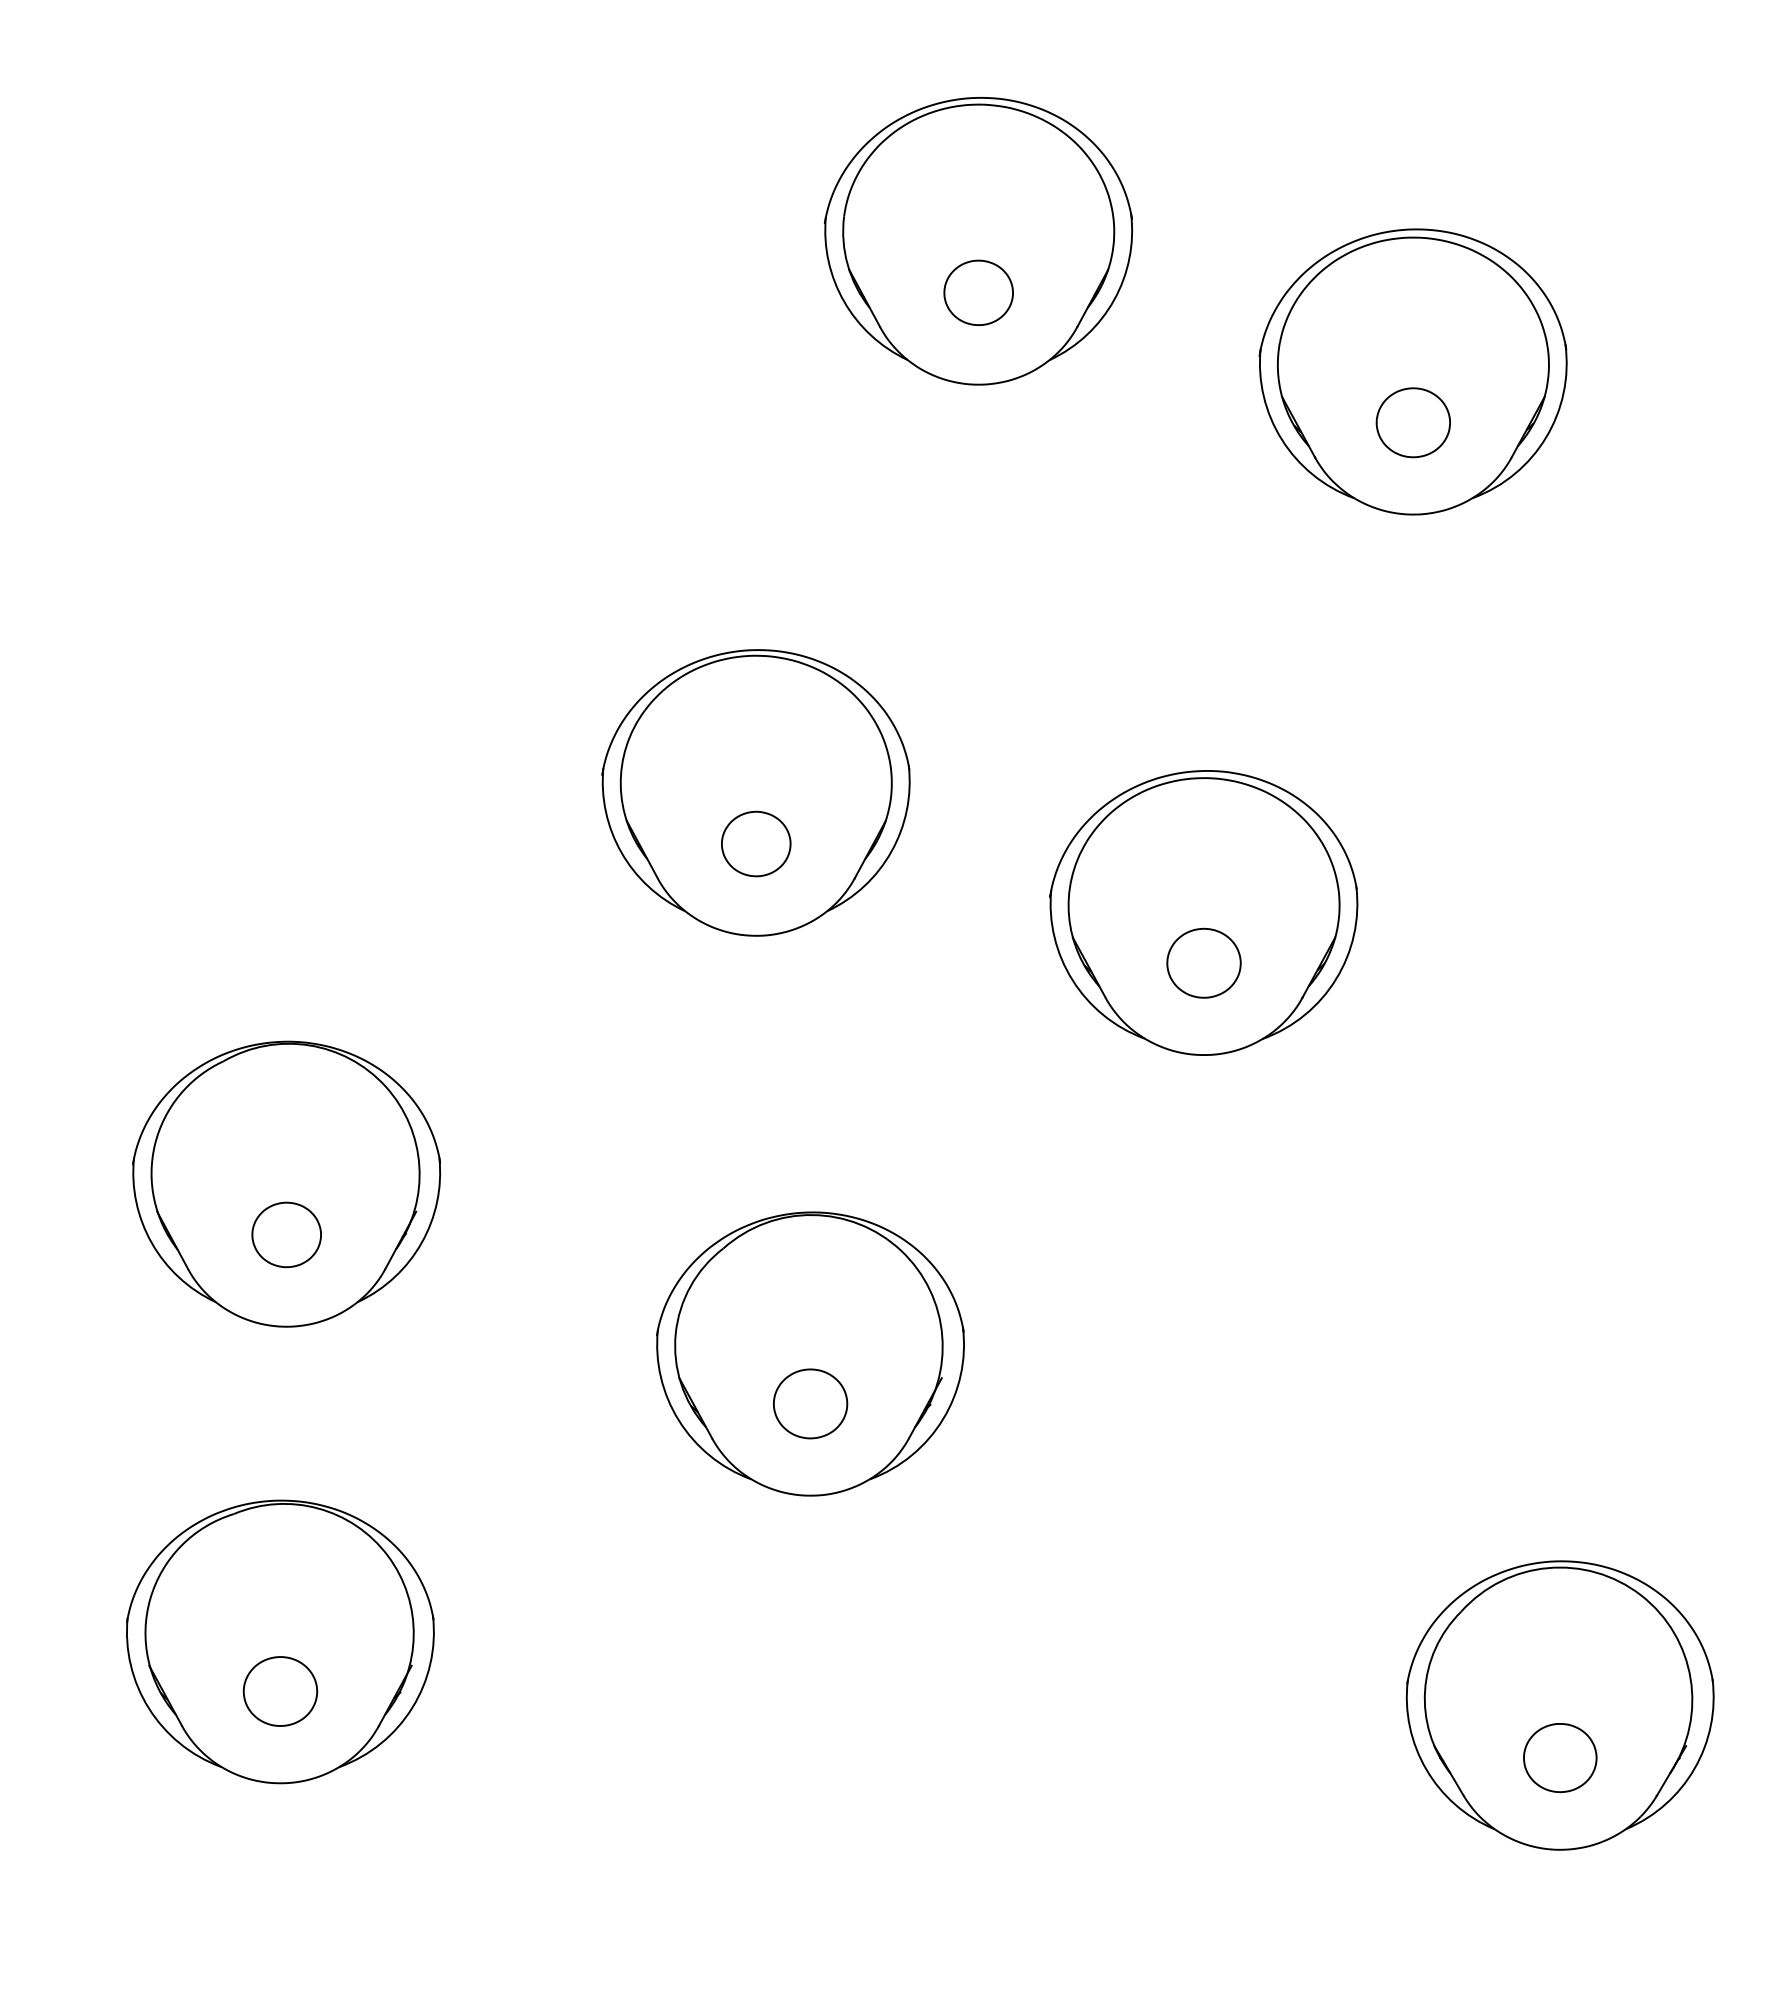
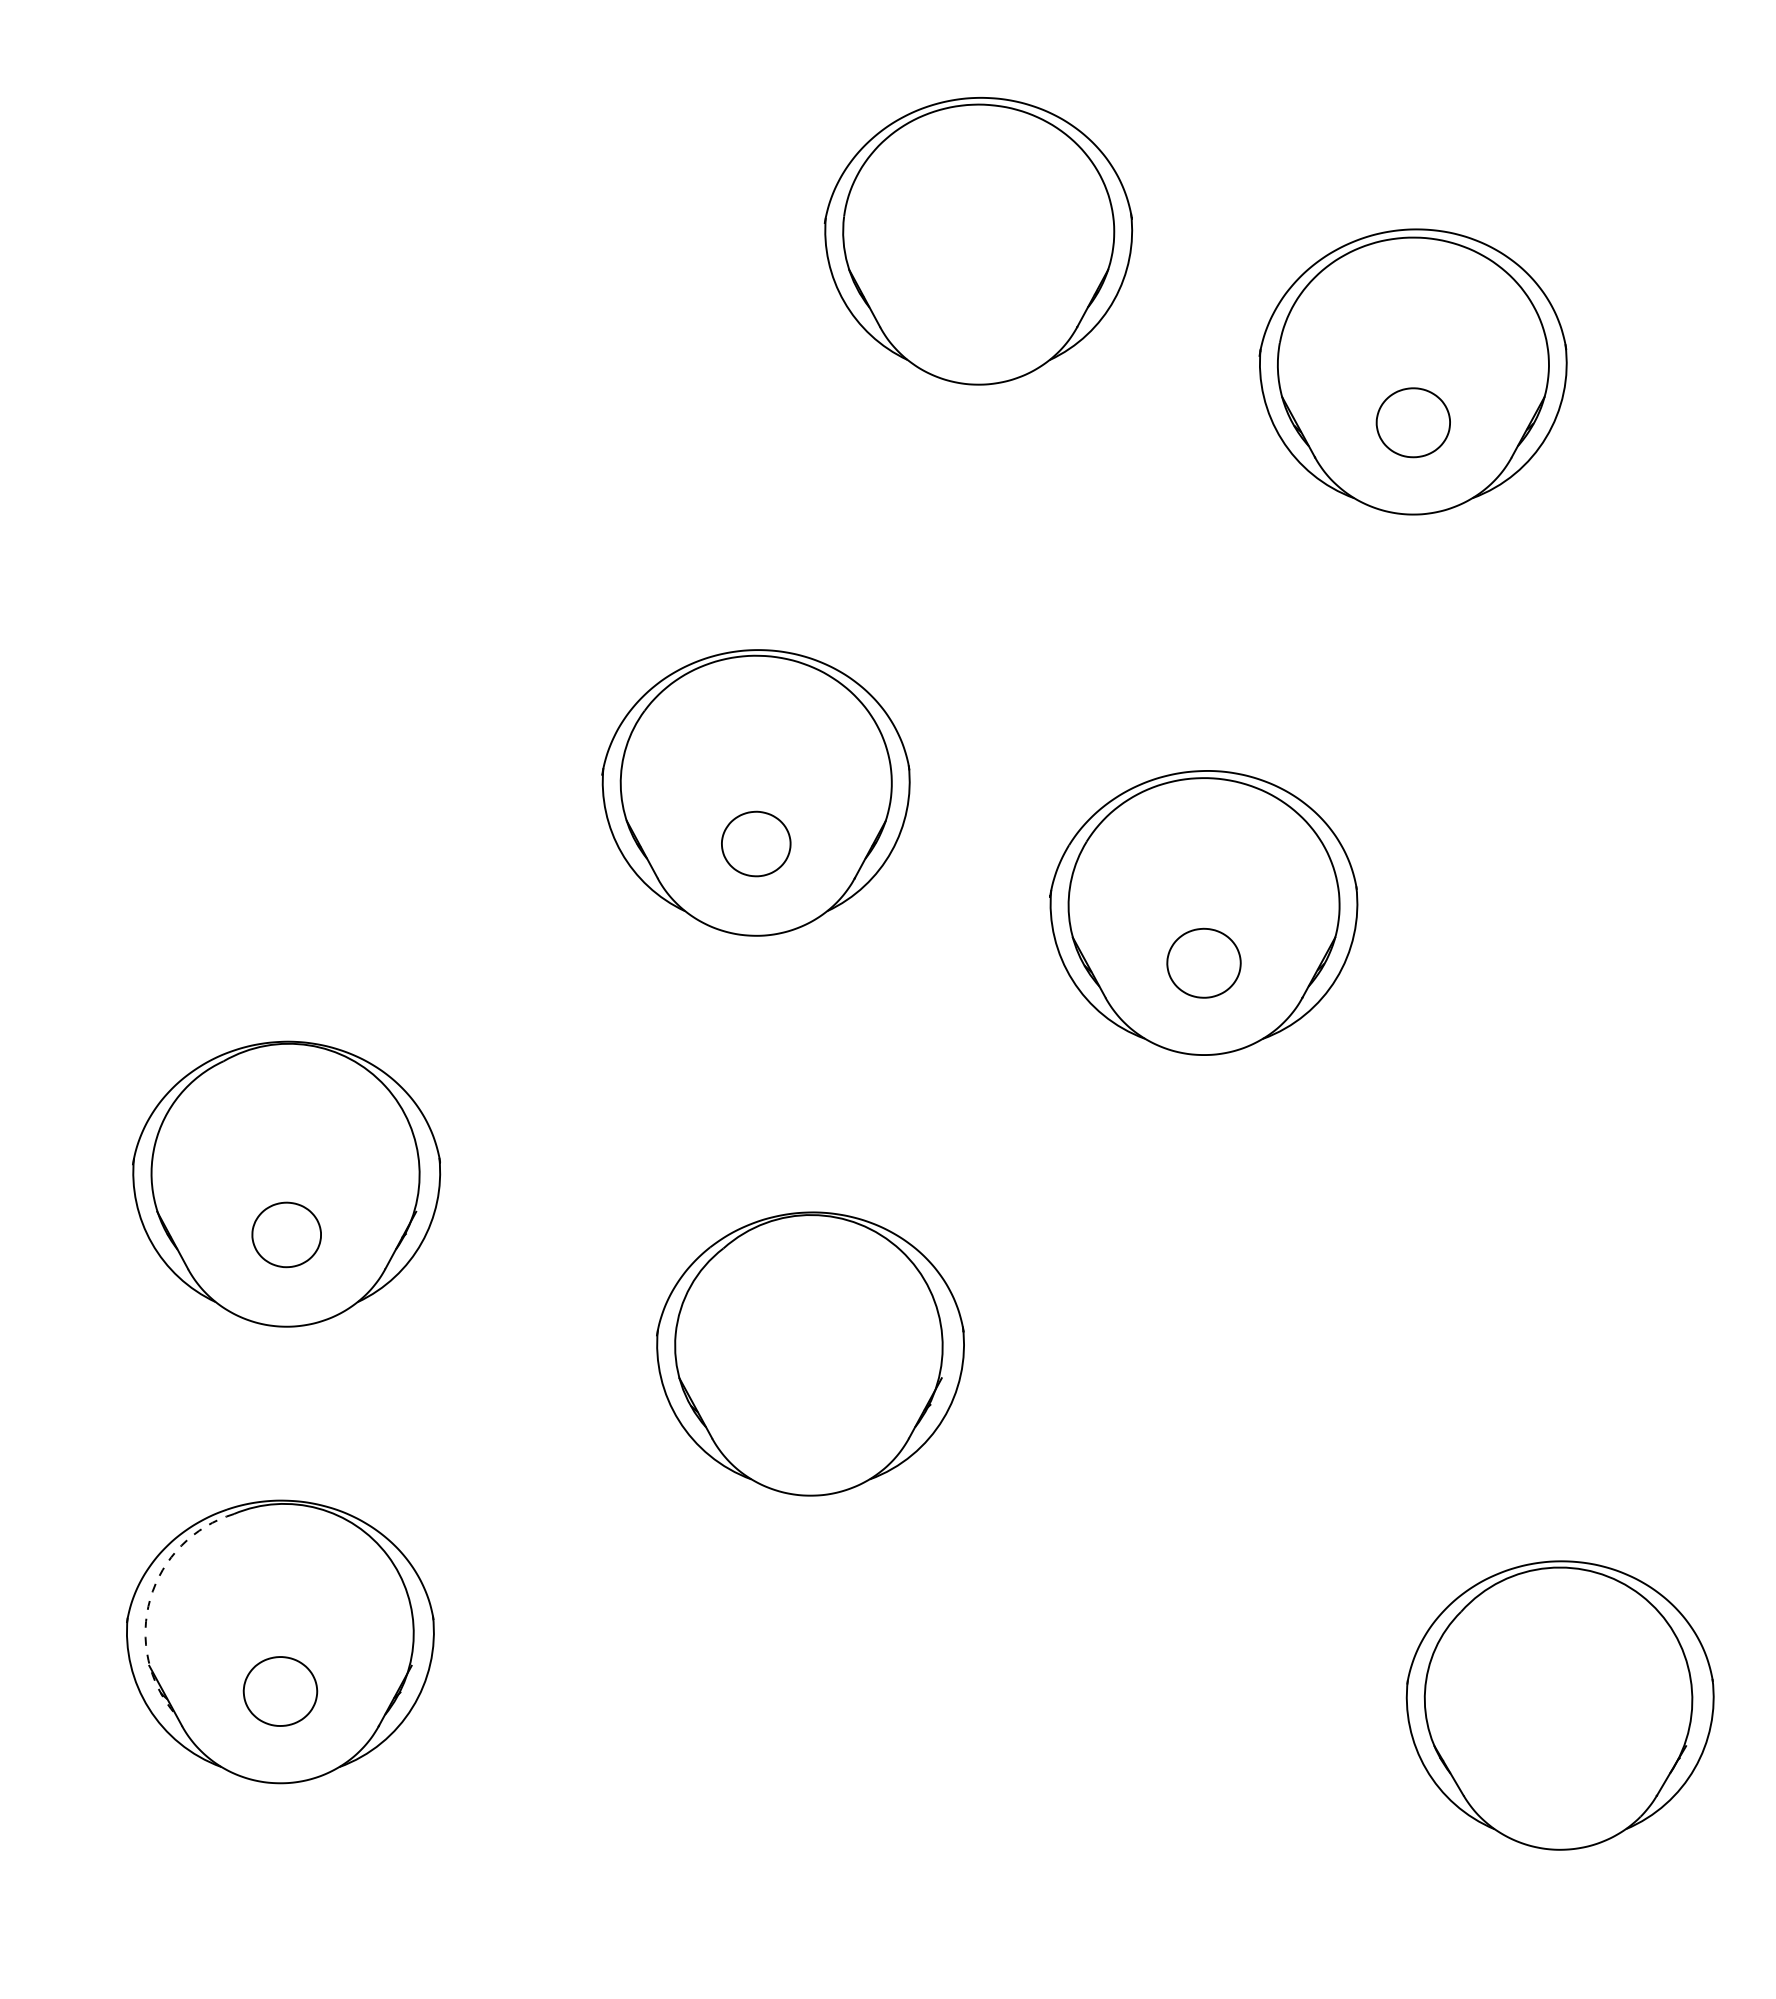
part: present -> none (978, 292)
part: present -> none (810, 1403)
arc: solid -> dashed (150, 1598)
part: present -> none (1560, 1757)
